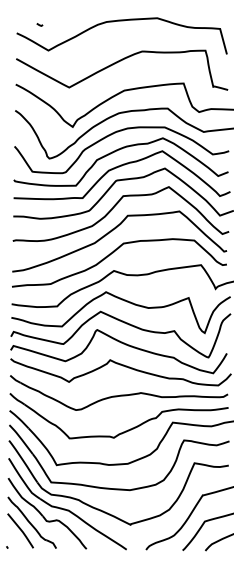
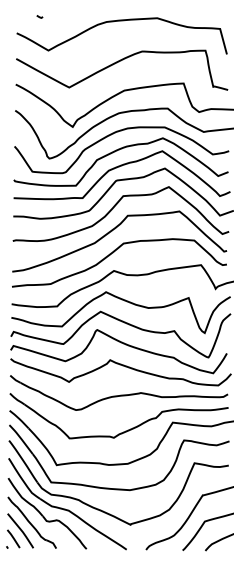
line position: (39, 24) -> (39, 16) (39, 16)
line: none -> present (13, 538)
